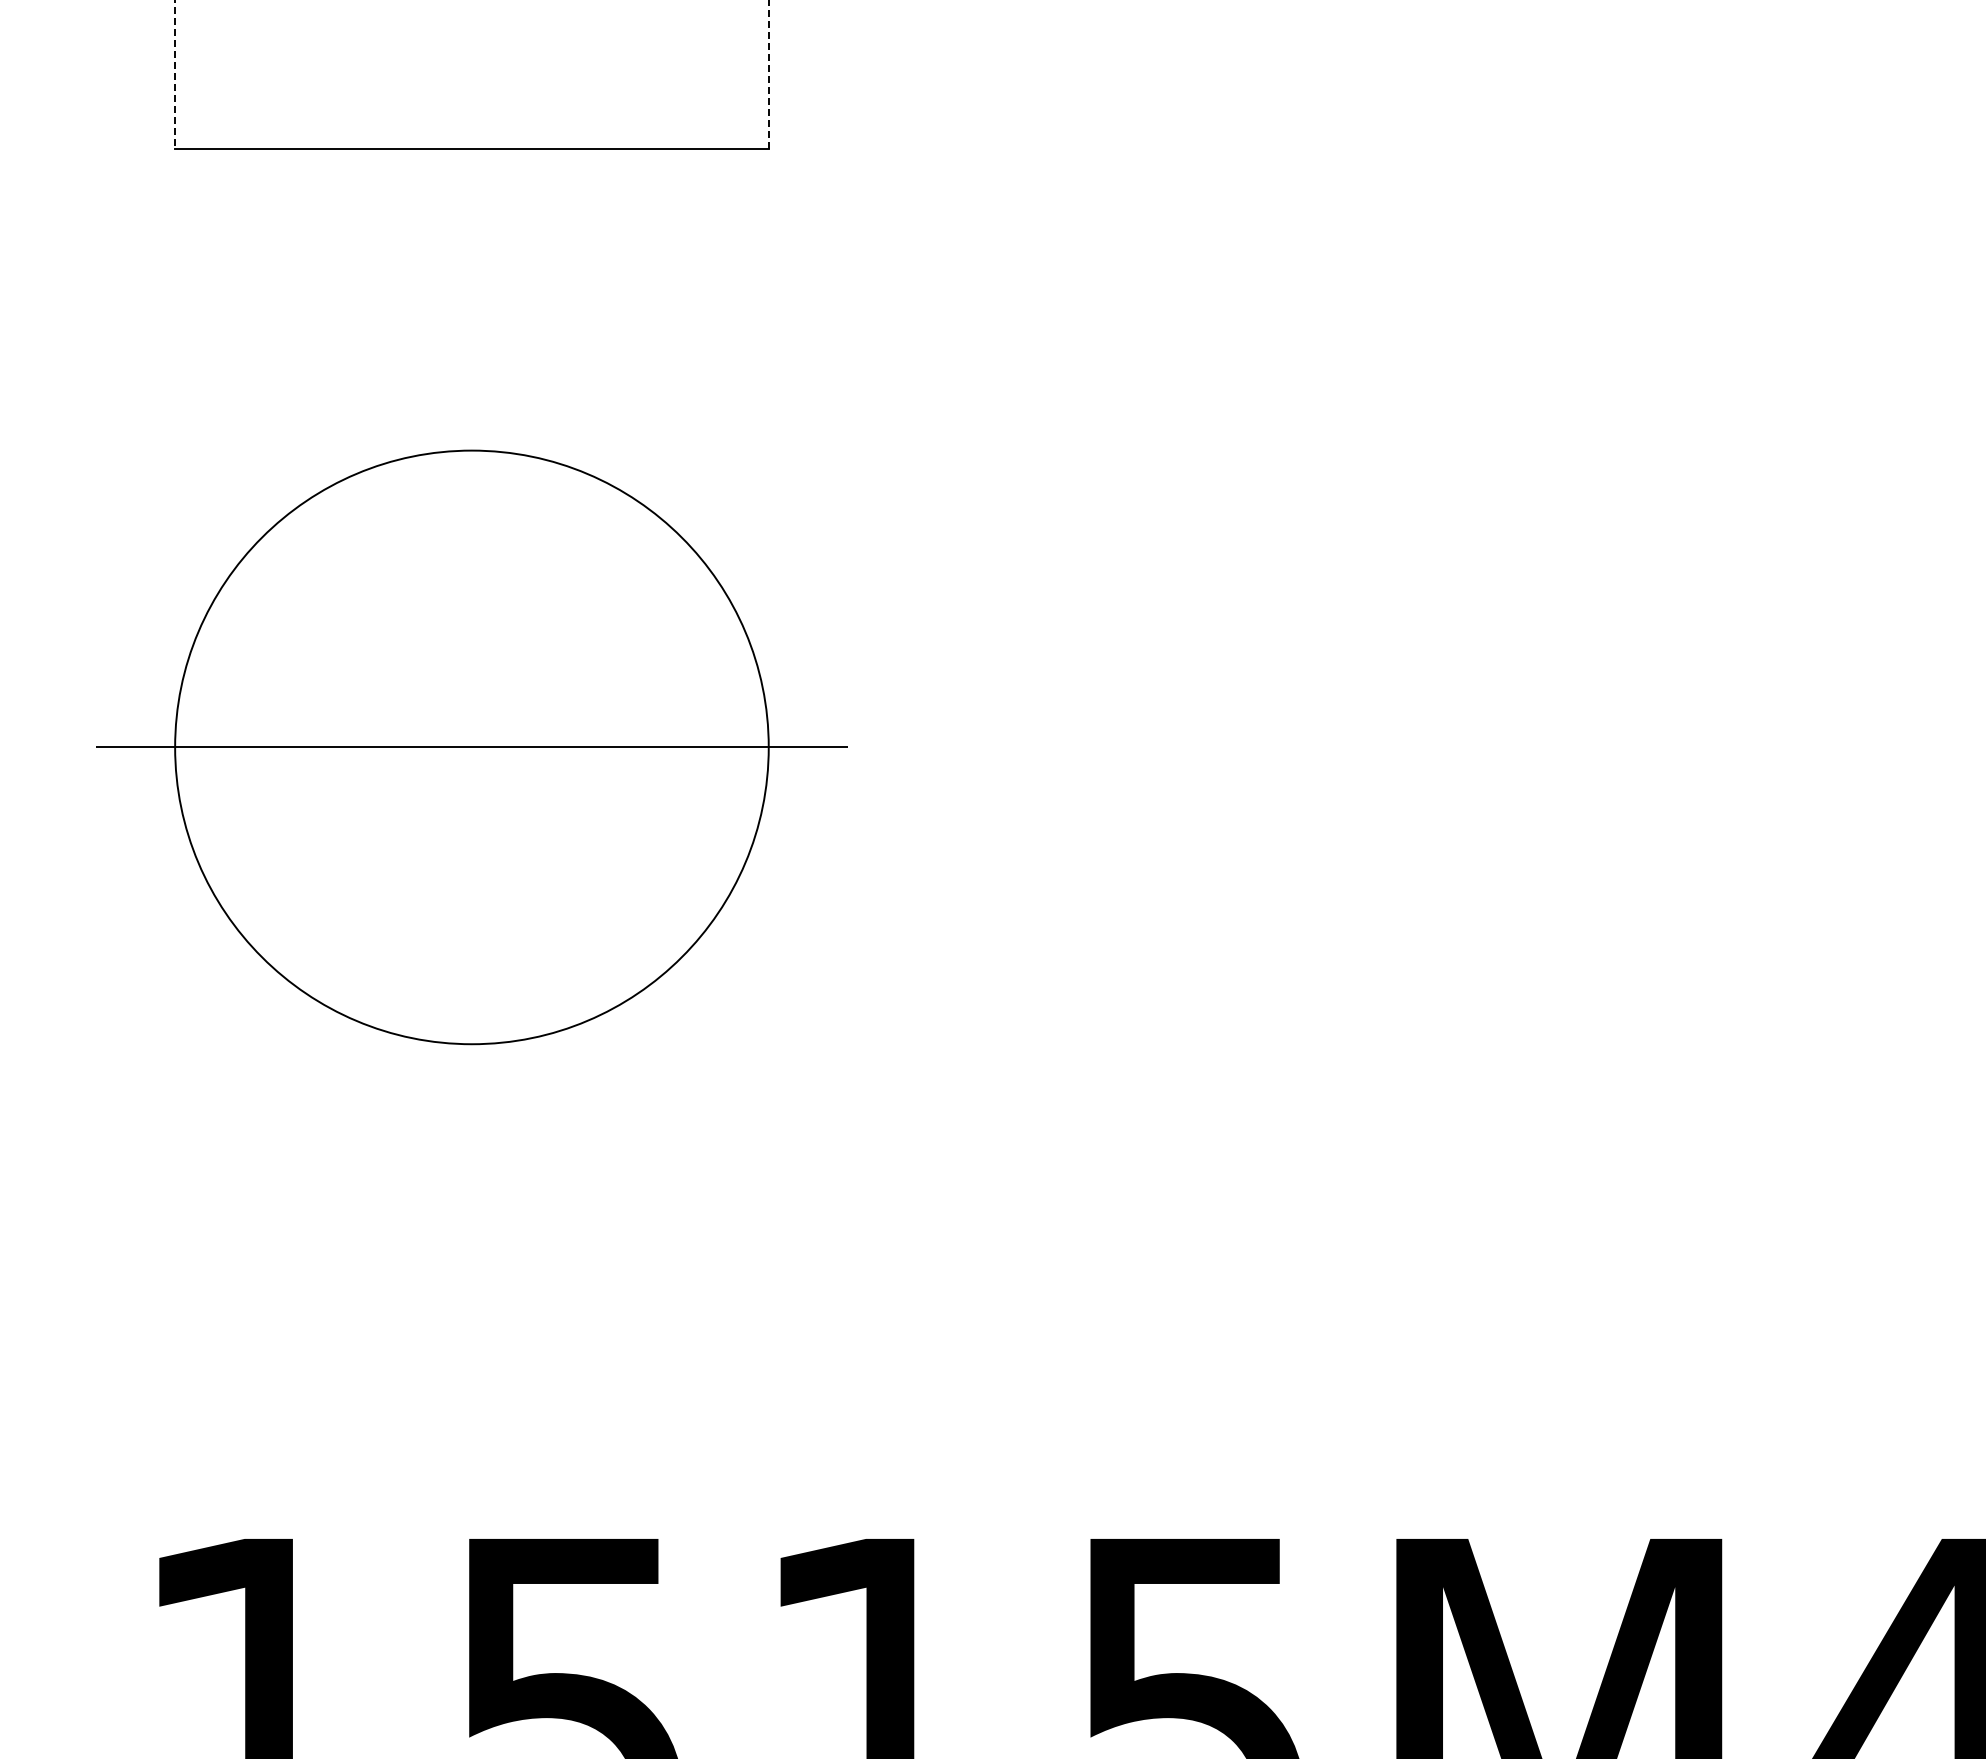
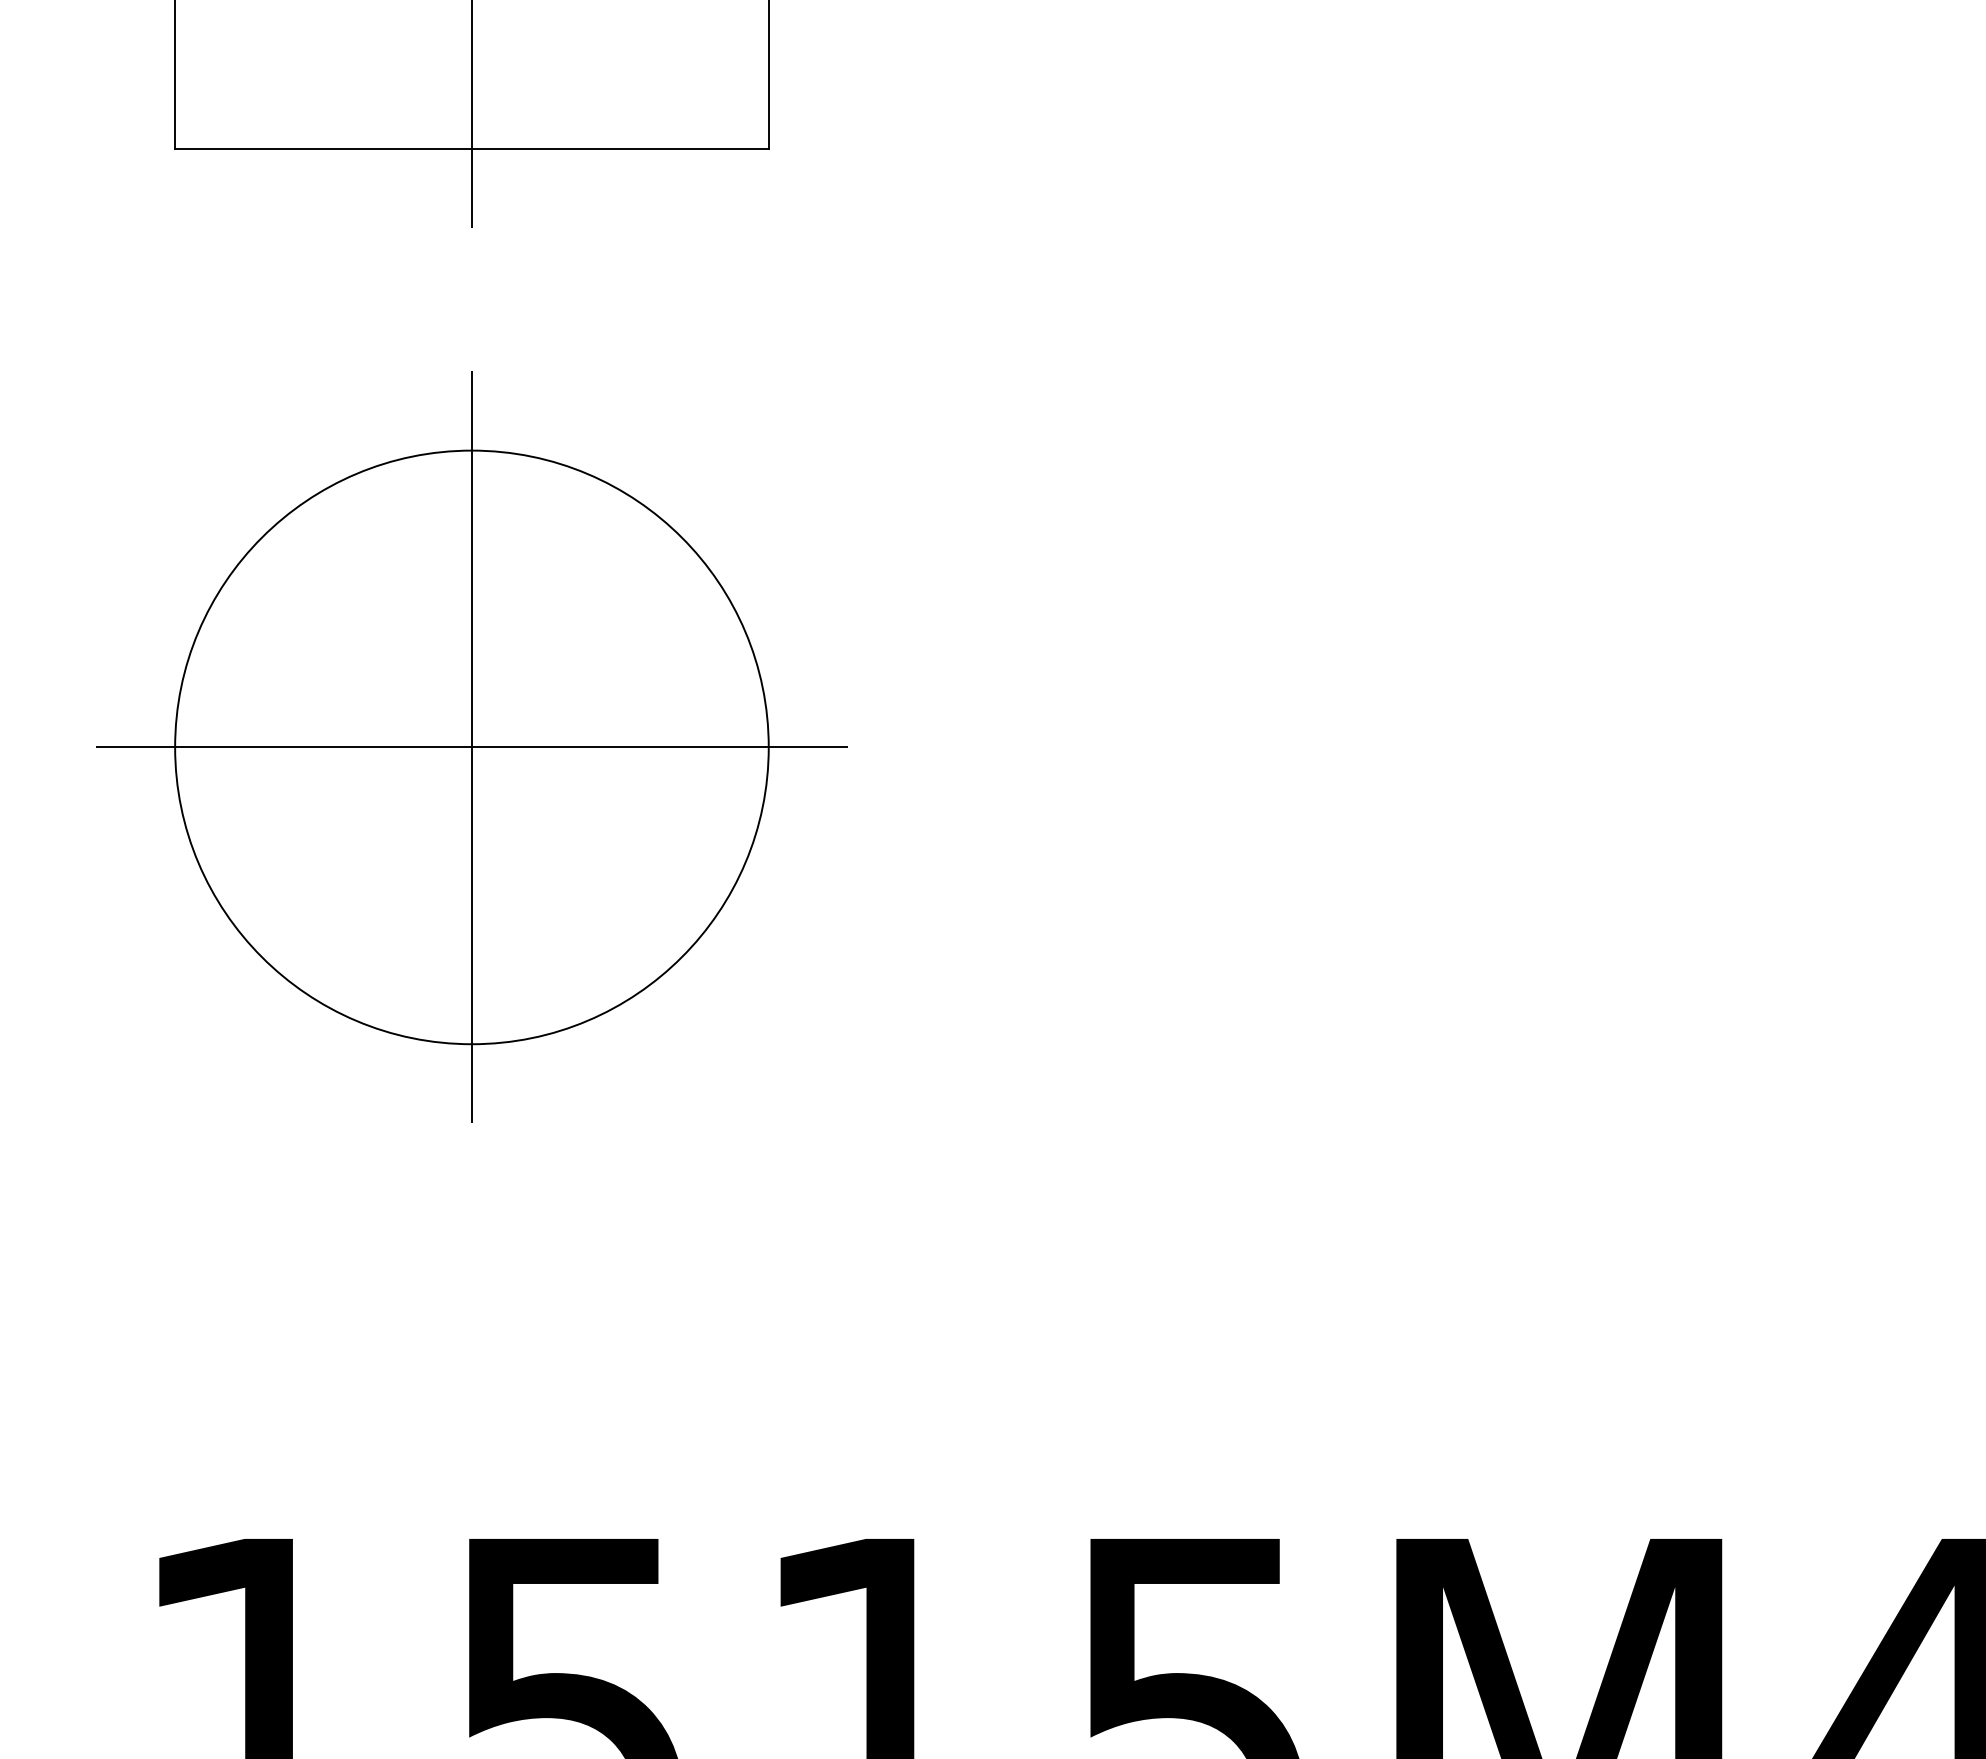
line: dashed -> solid (768, 74)
line: dashed -> solid (175, 75)
line: none -> present (471, 115)
line: none -> present (471, 747)
